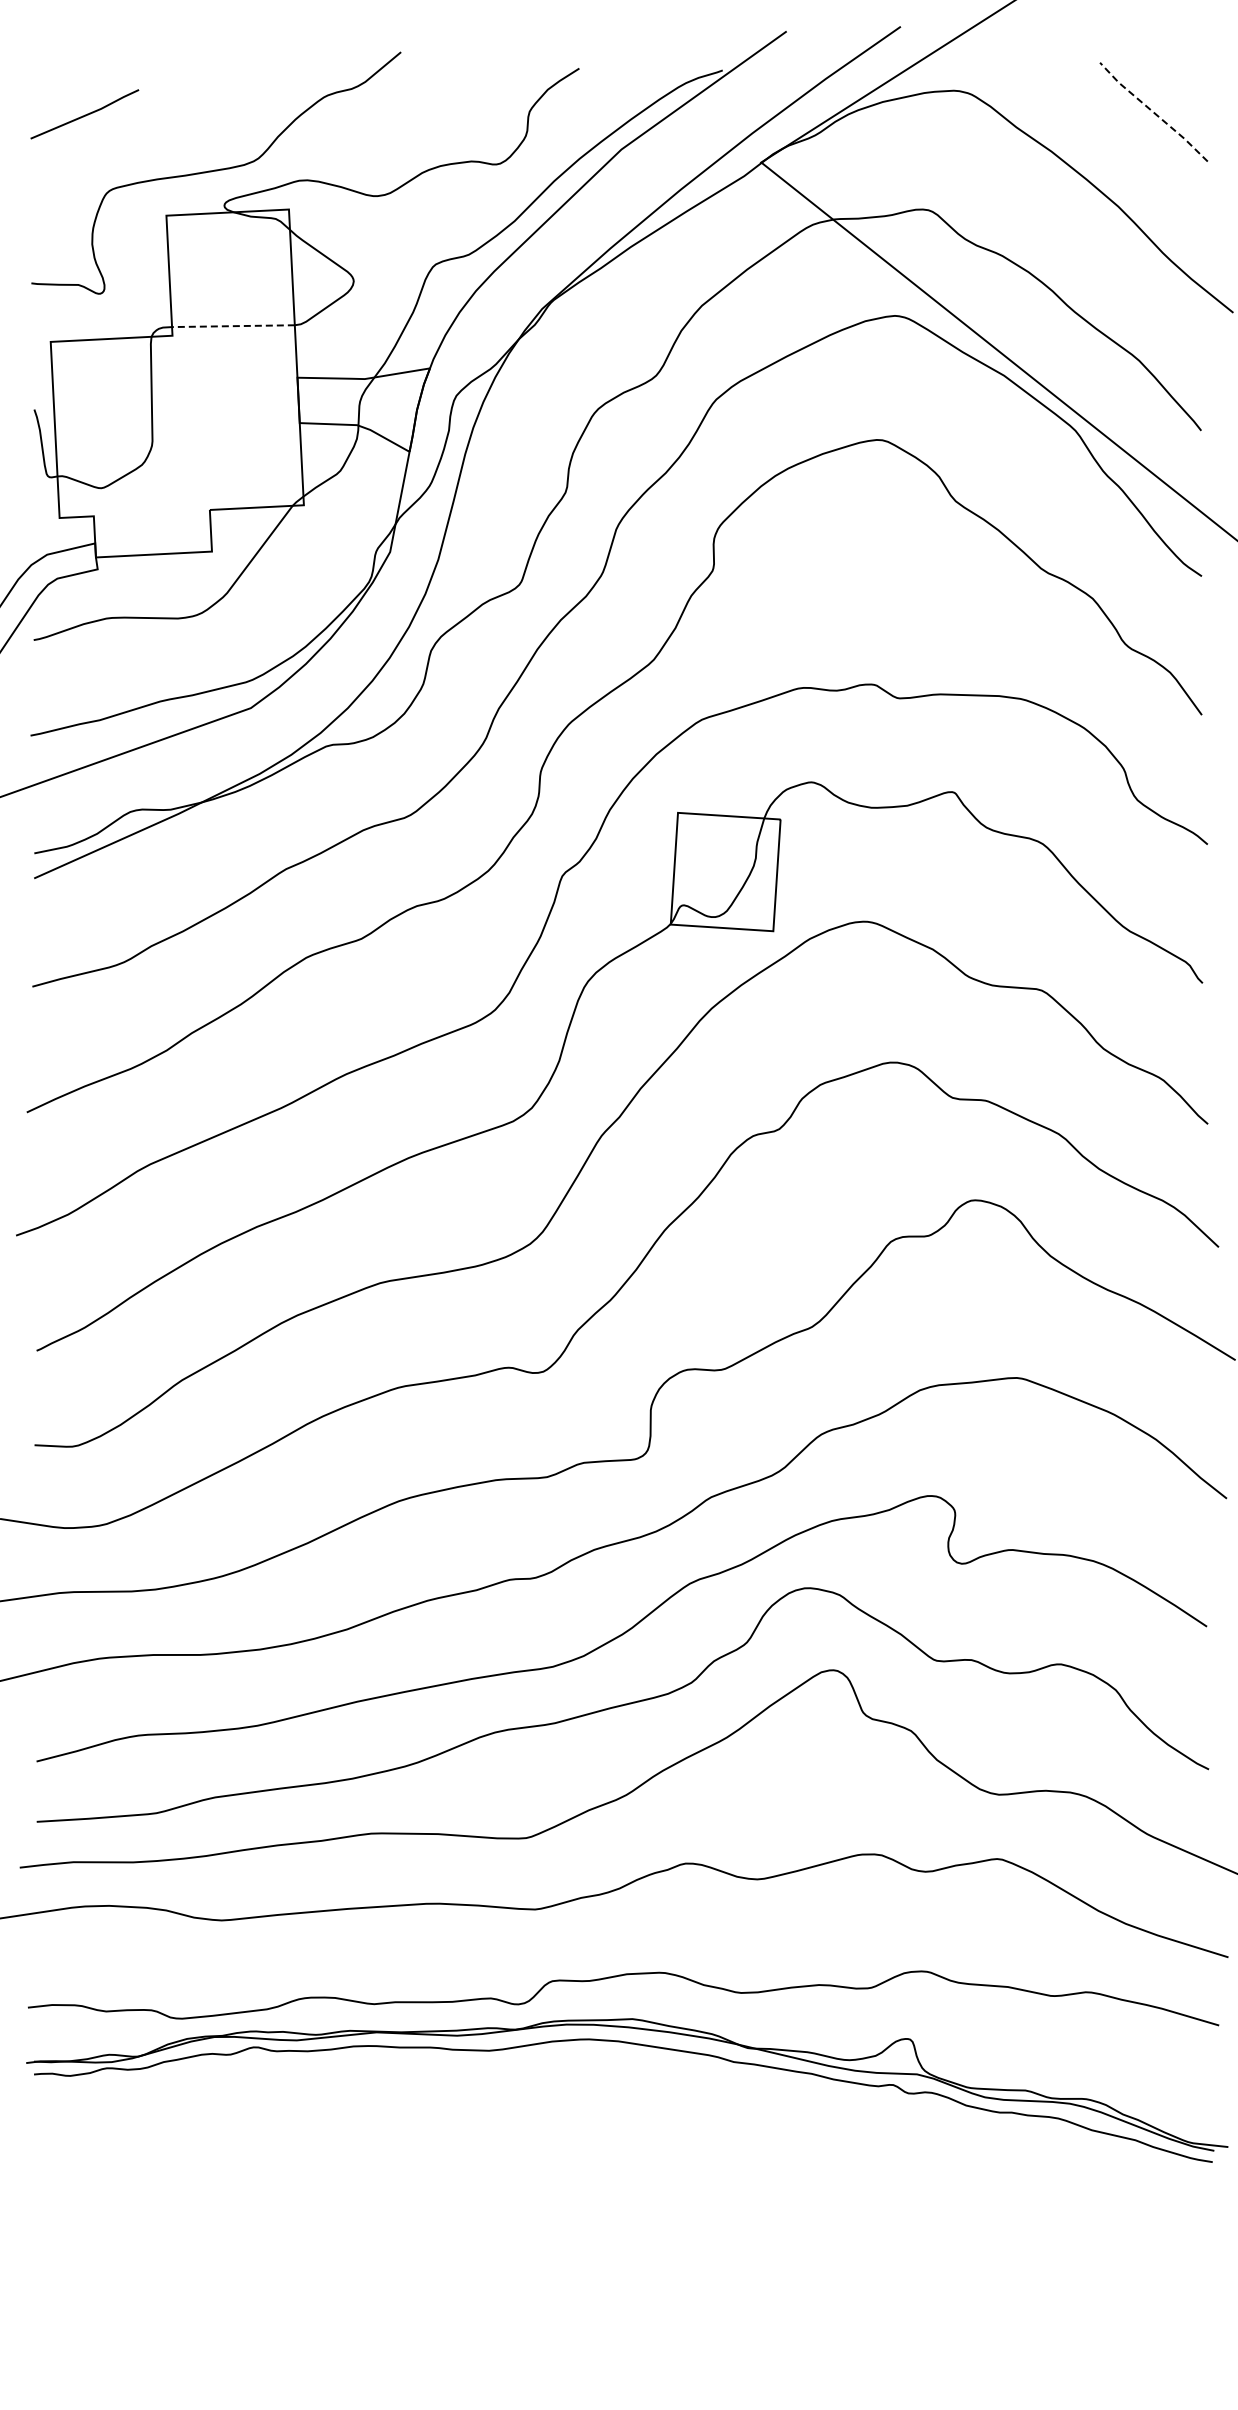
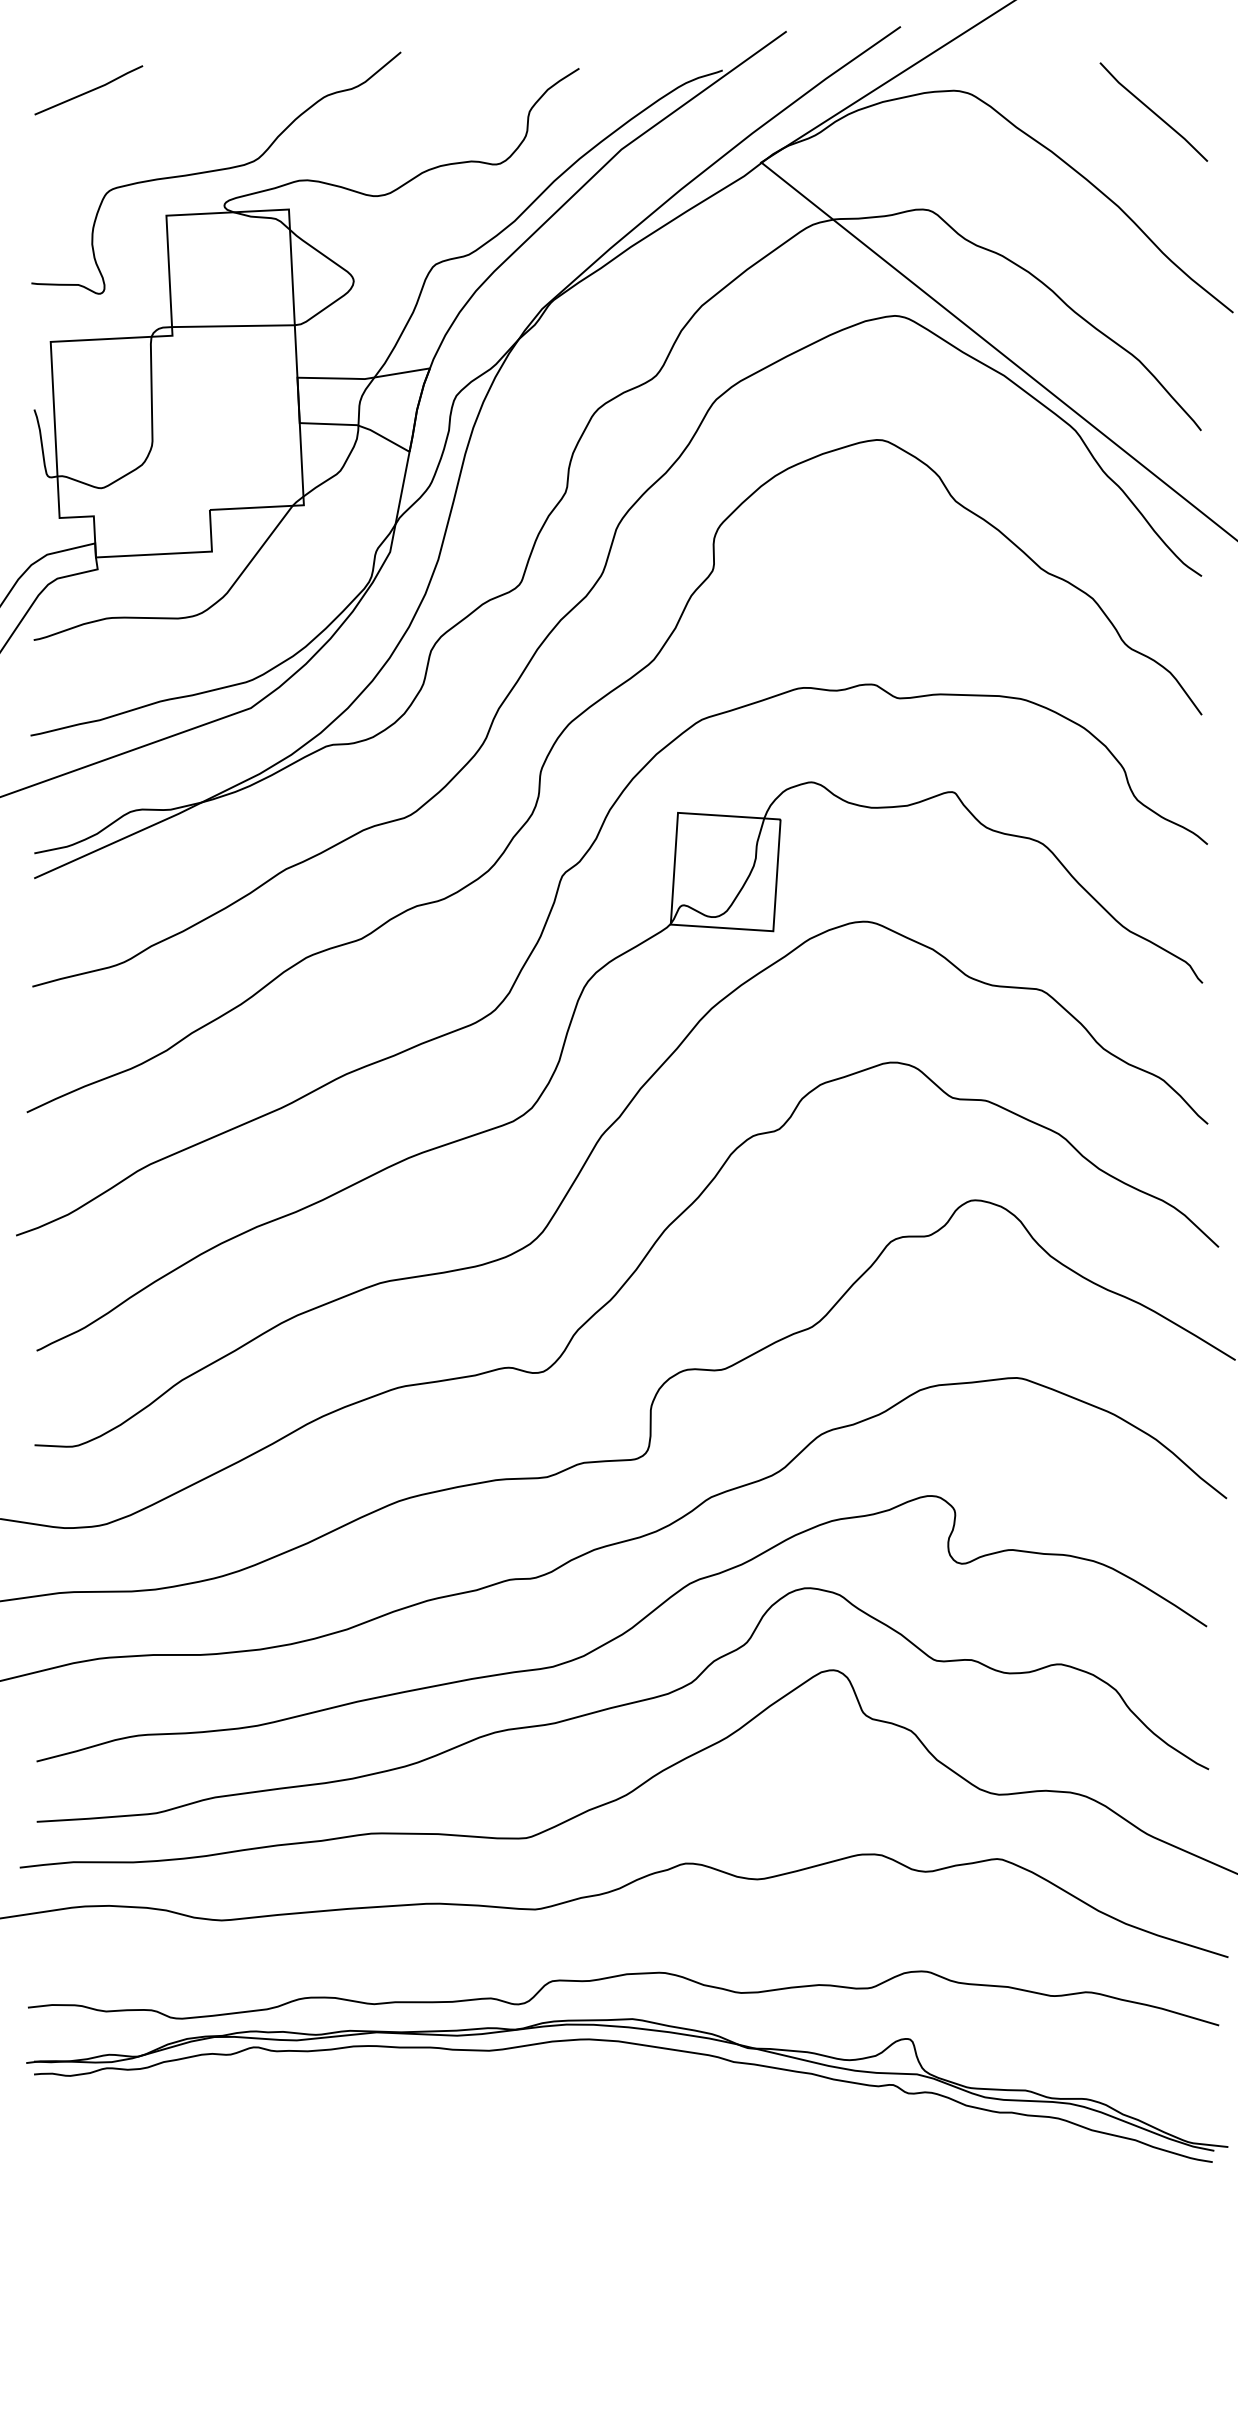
line: dashed -> solid (1153, 112)
line position: (85, 114) -> (89, 90) (89, 90)
line: dashed -> solid (232, 326)
